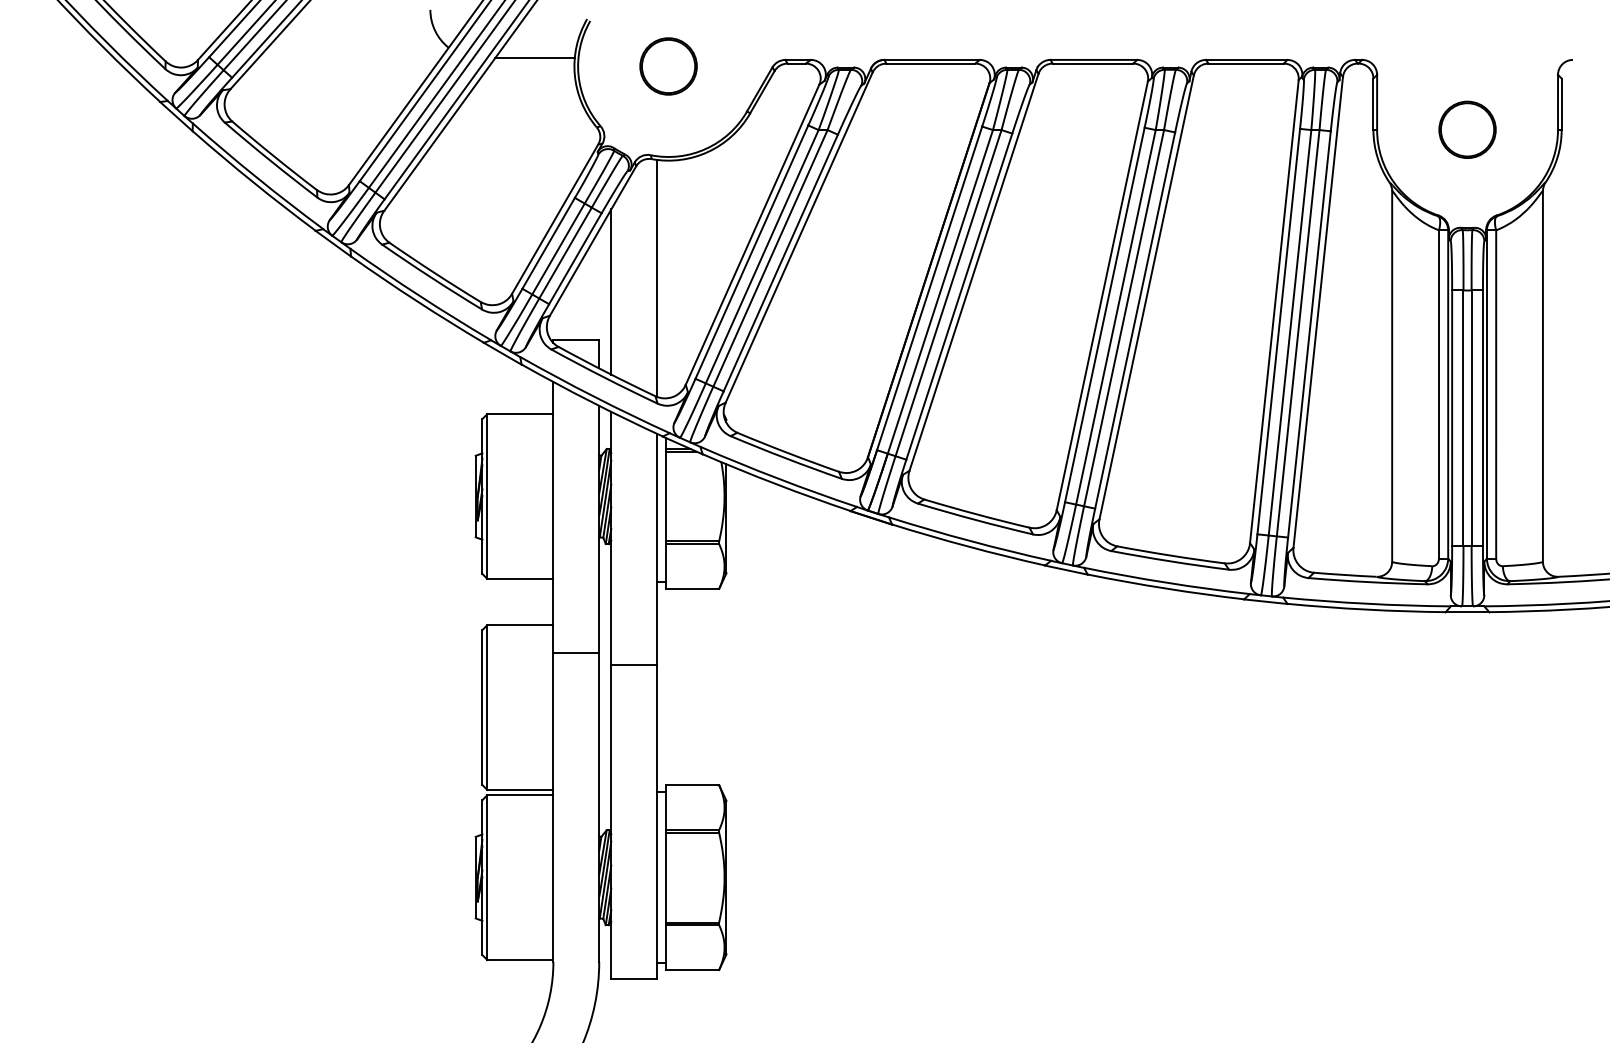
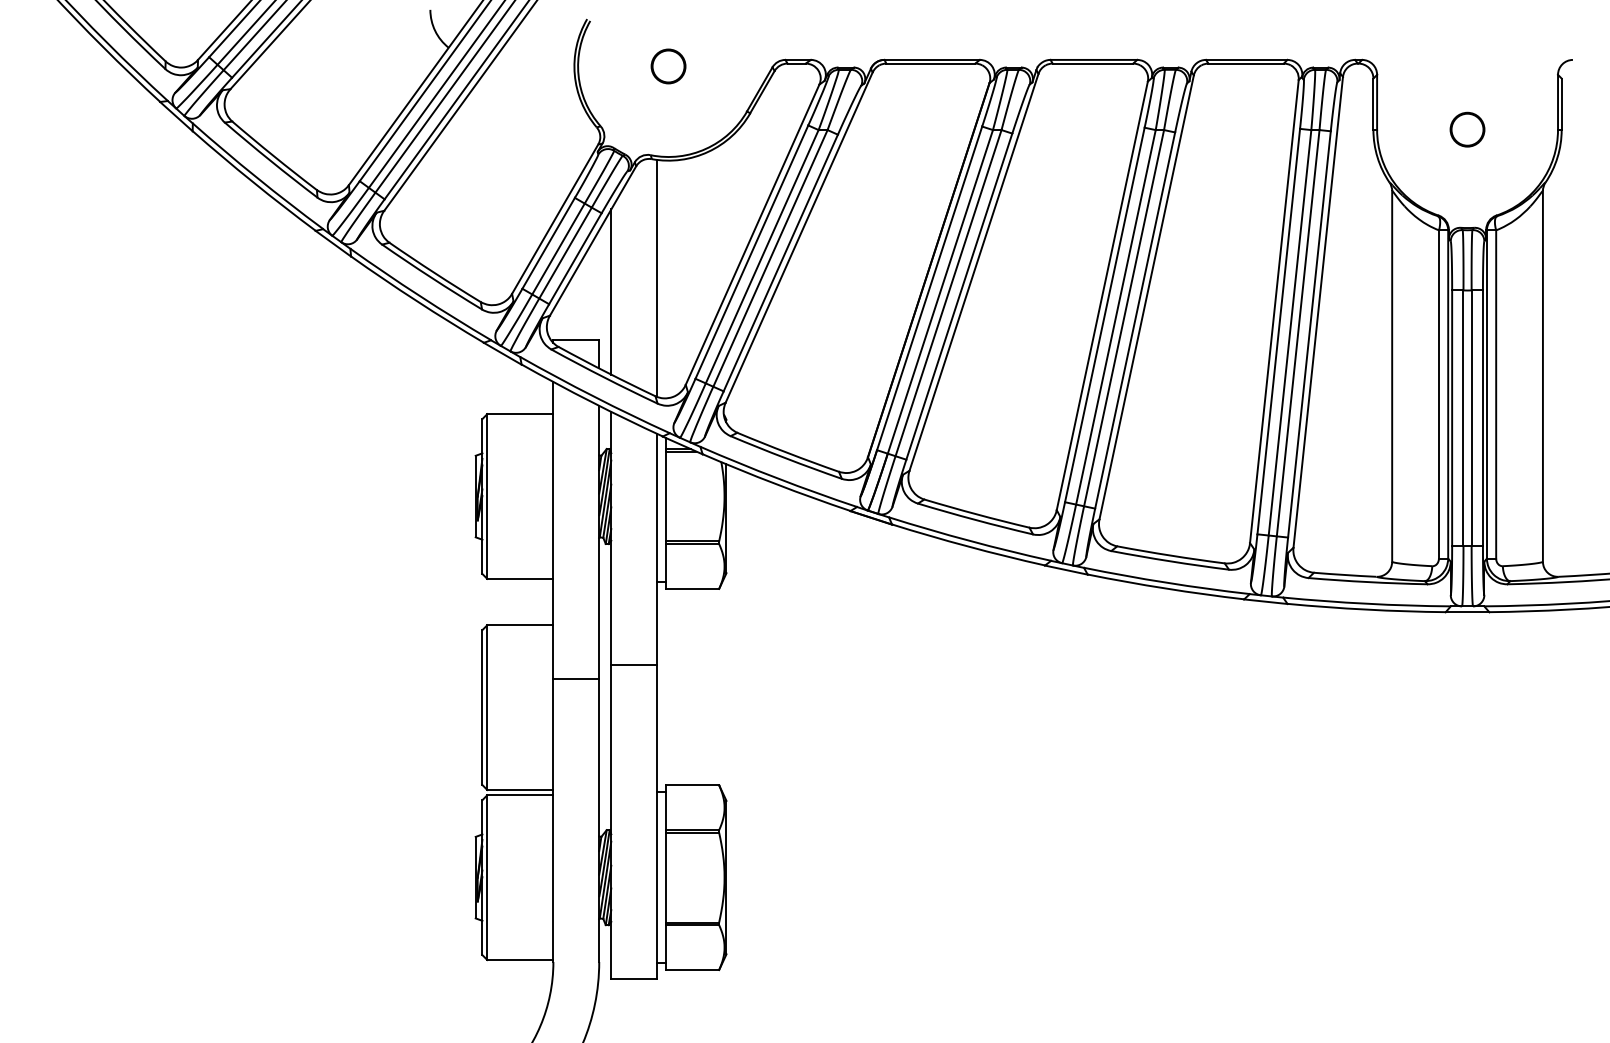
line: present -> none (535, 58)
circle size: 59x59 px -> 37x37 px (668, 66)
part size: 59x59 px -> 37x37 px (1467, 129)
line position: (576, 653) -> (576, 679) (576, 679)
